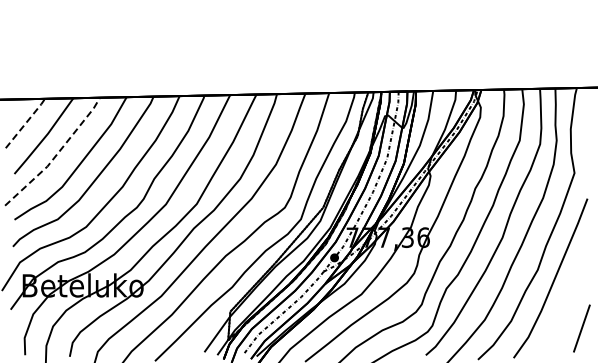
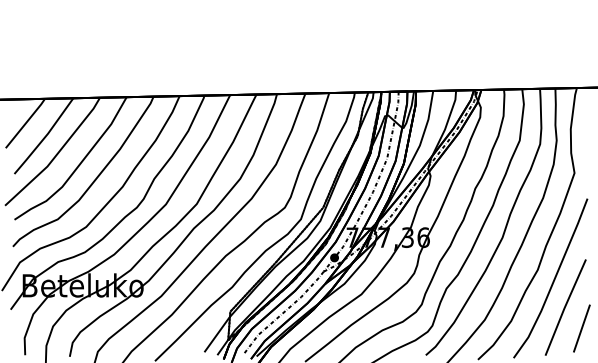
line: dashed -> solid (26, 122)
line: dashed -> solid (56, 154)
line: none -> present (565, 307)
